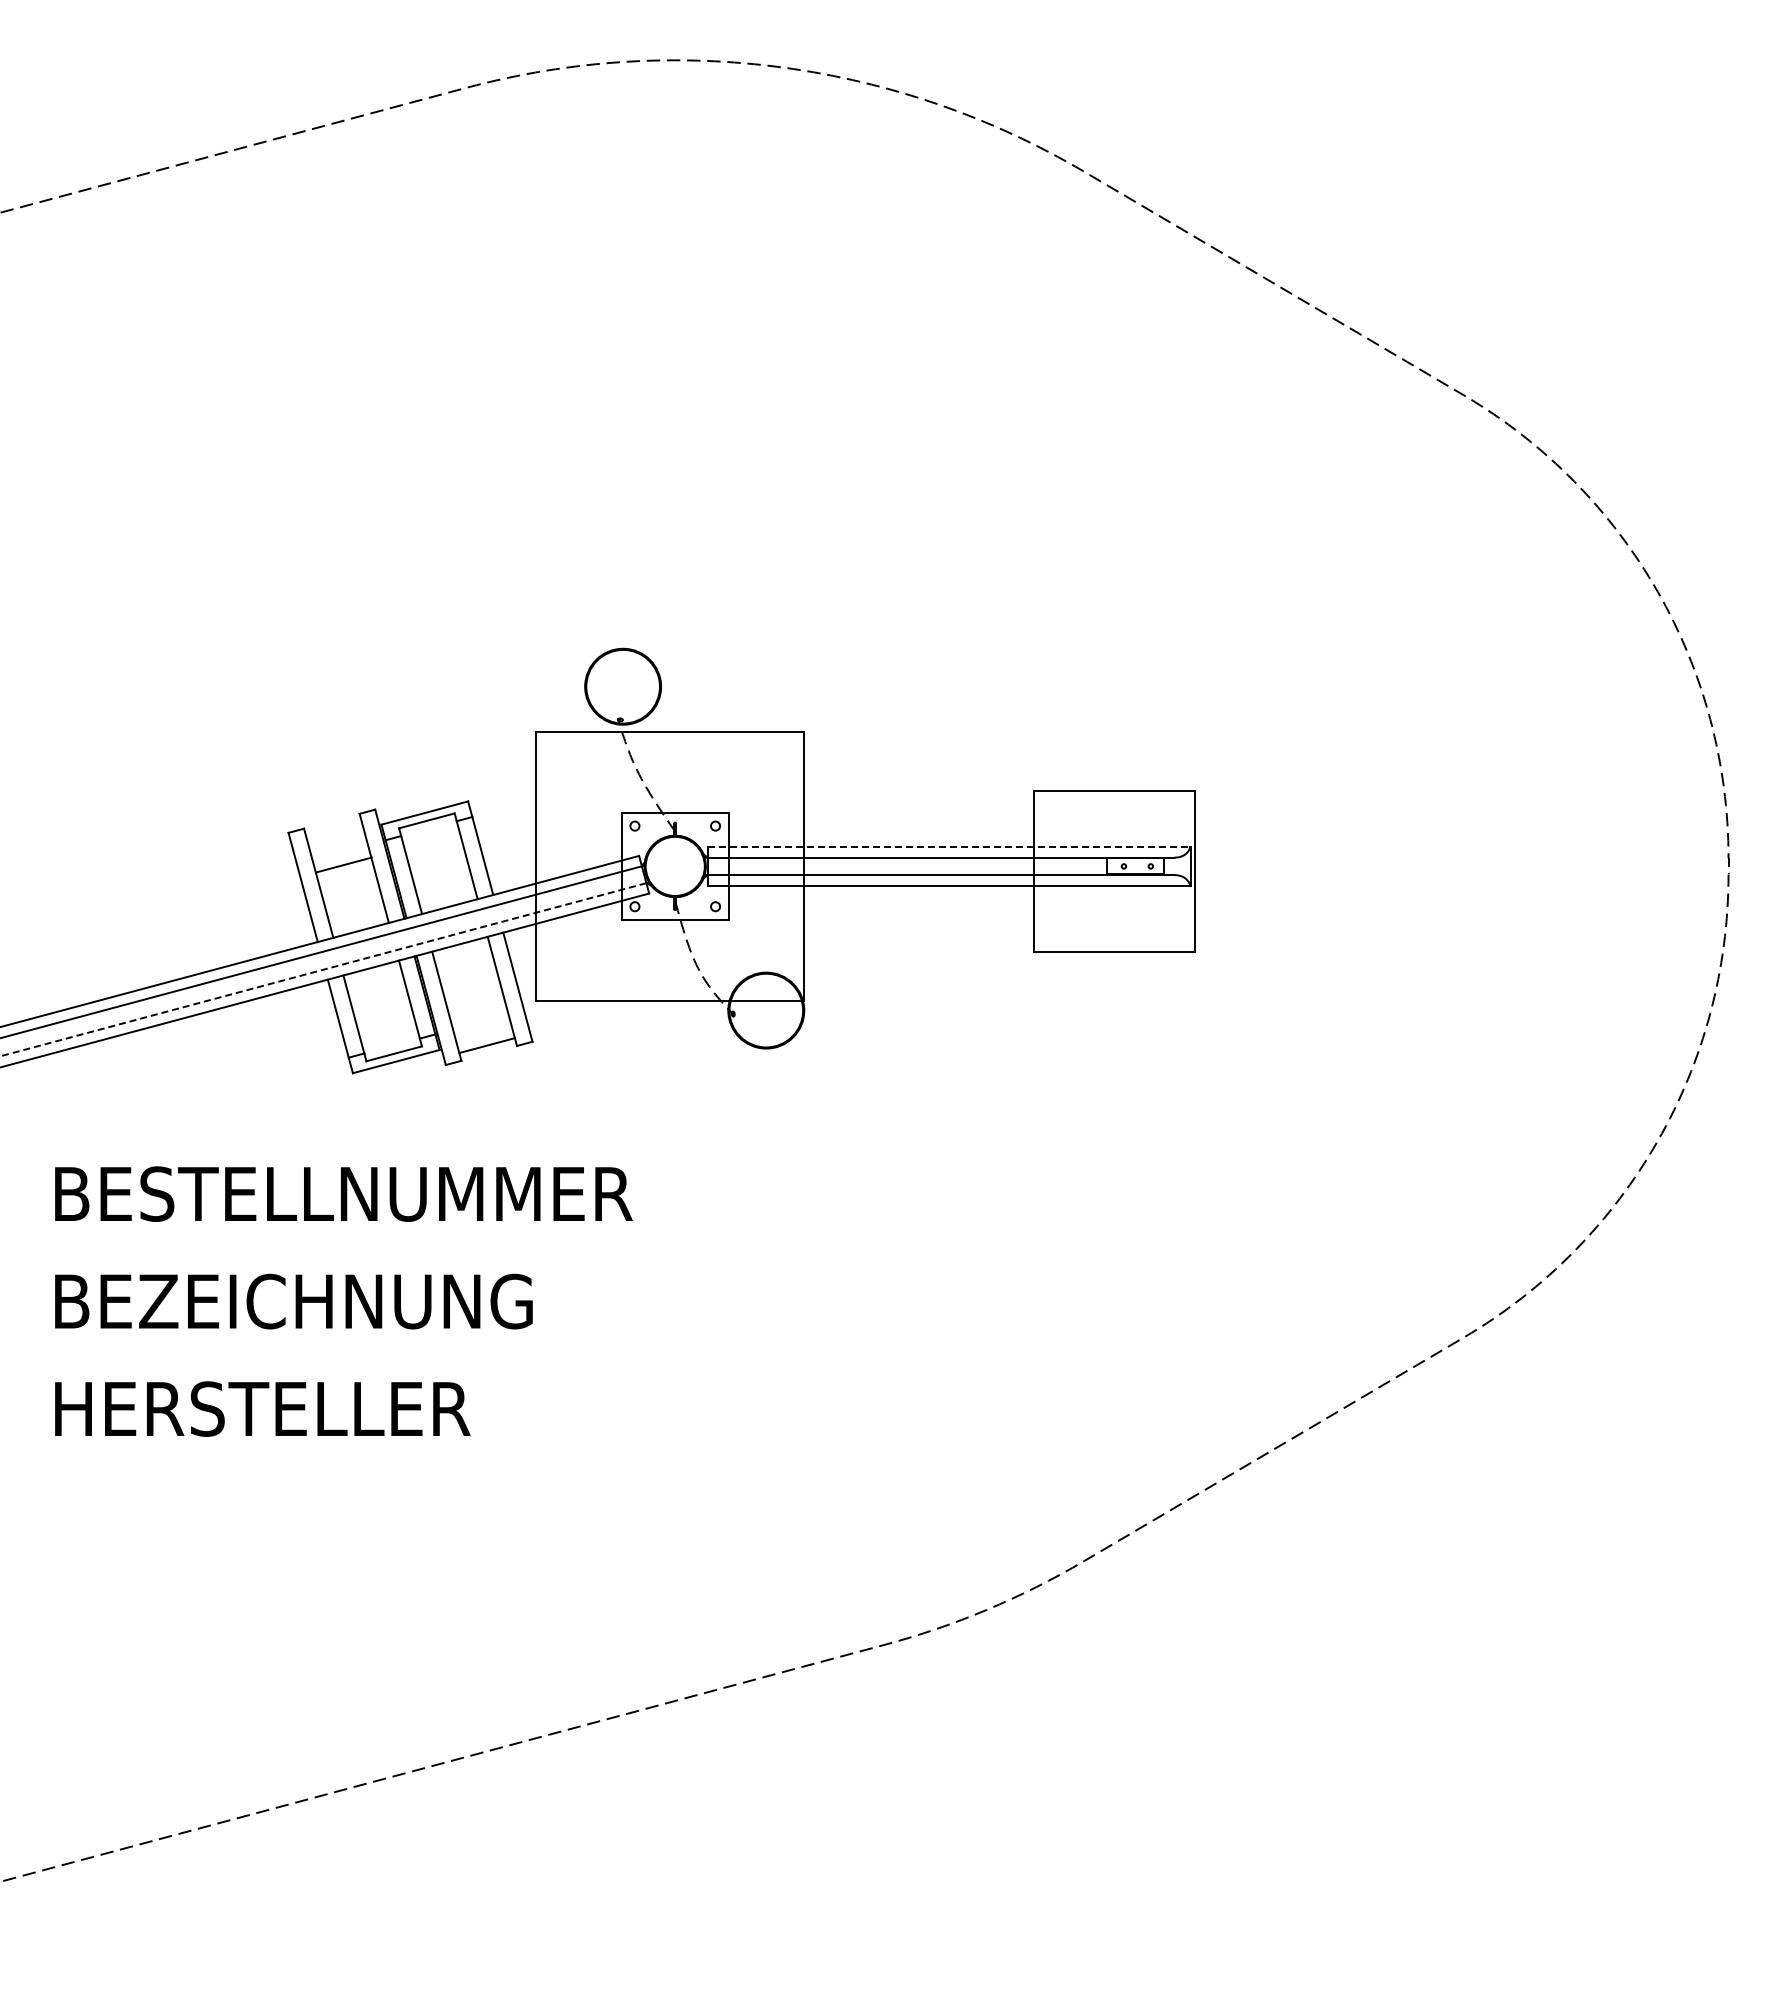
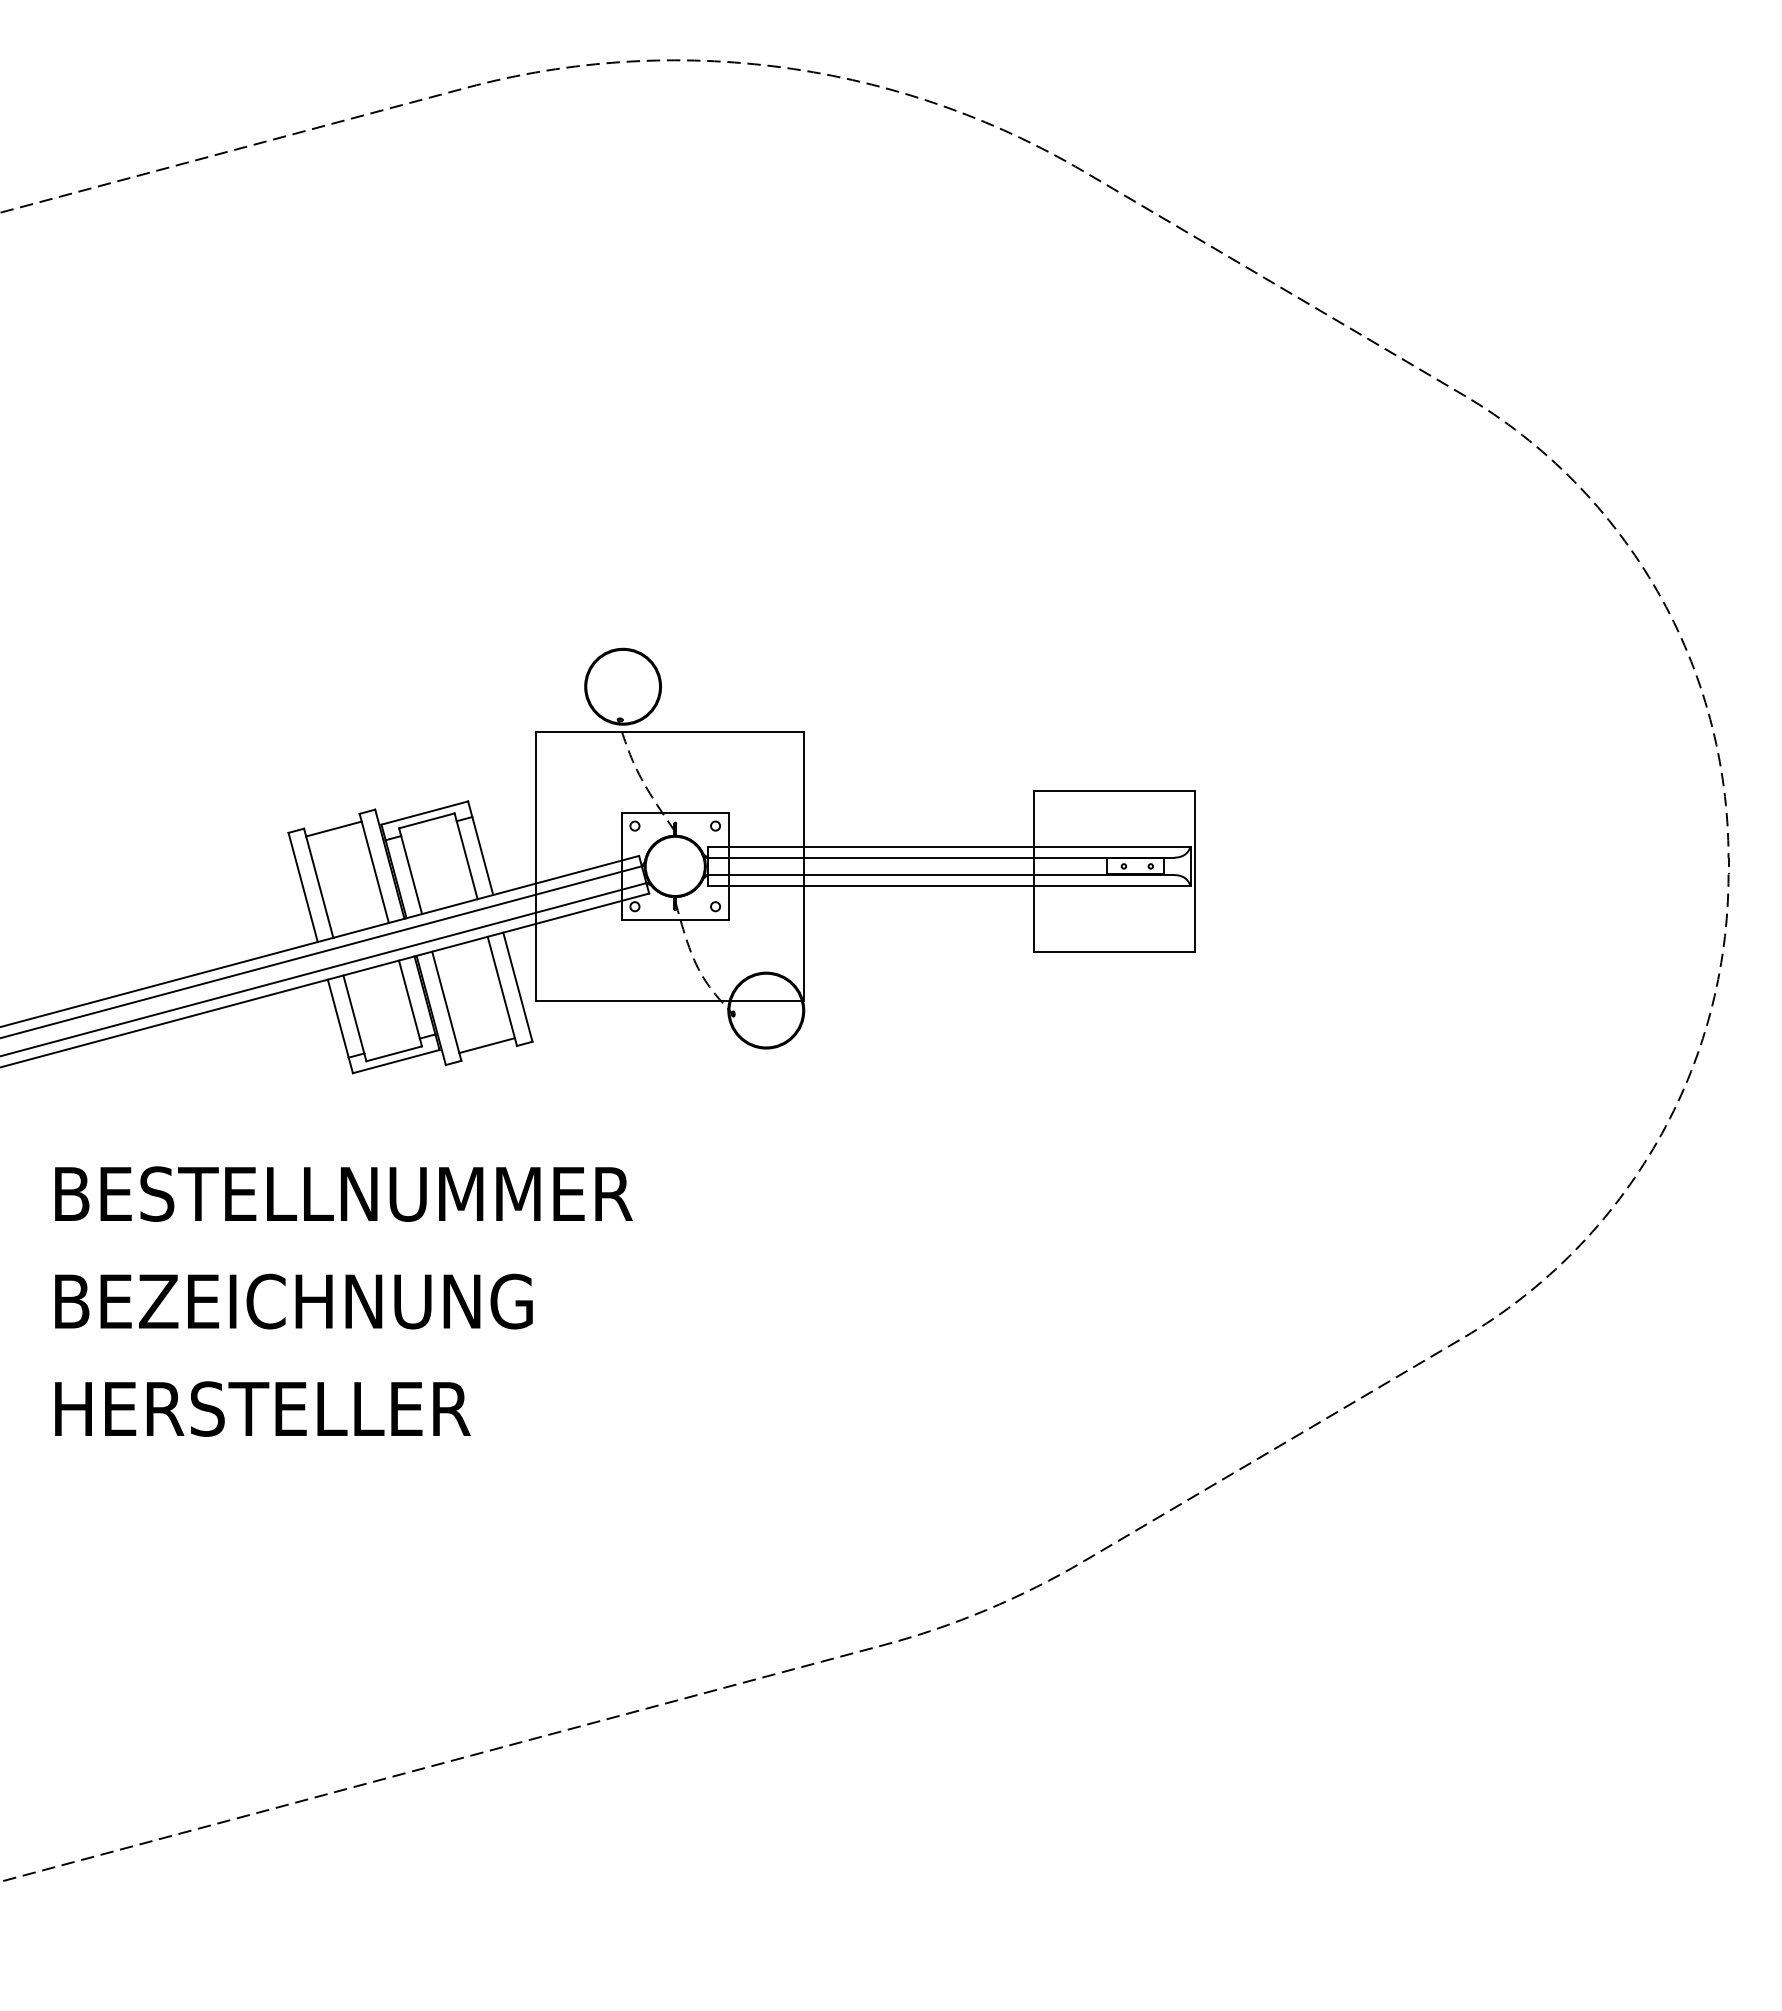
line: dashed -> solid (949, 846)
line position: (343, 864) -> (333, 828) (333, 828)
line: dashed -> solid (323, 969)
